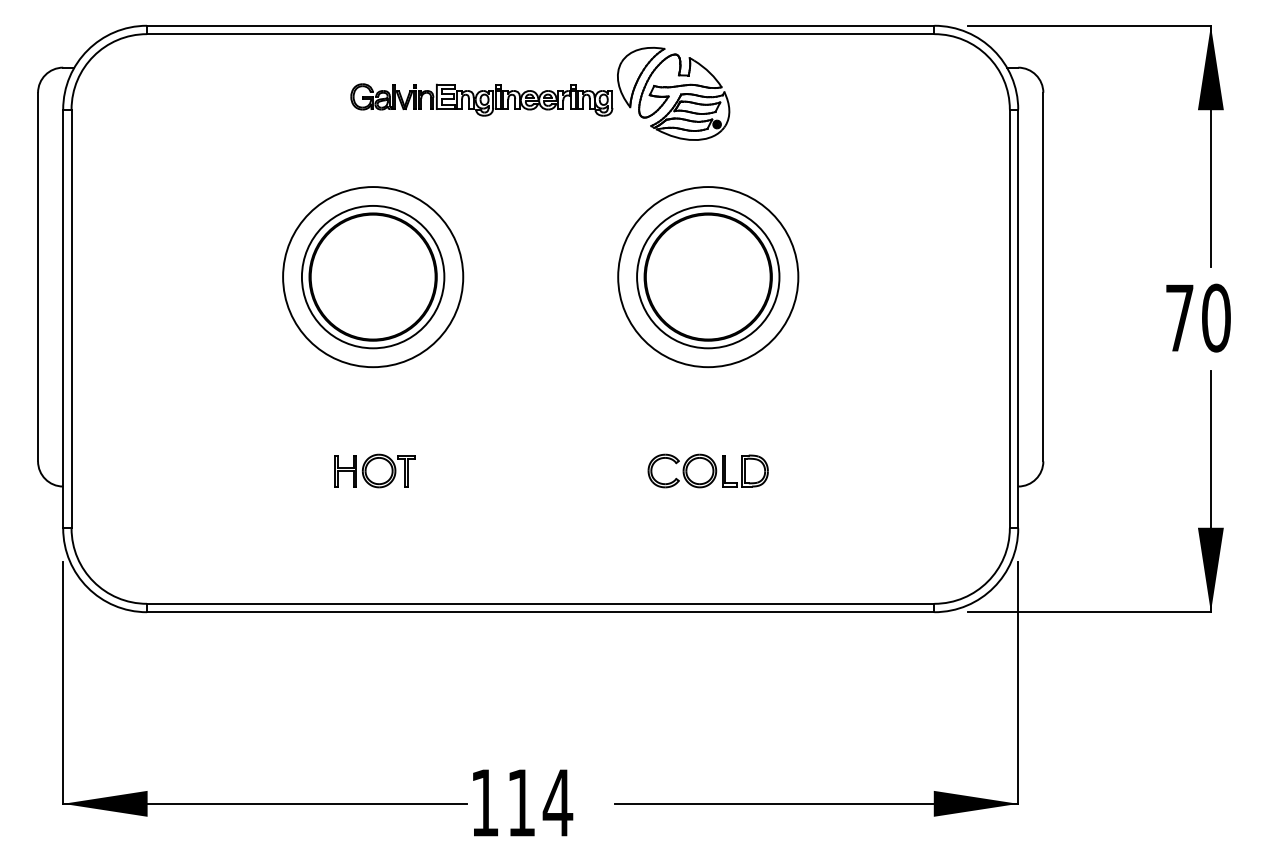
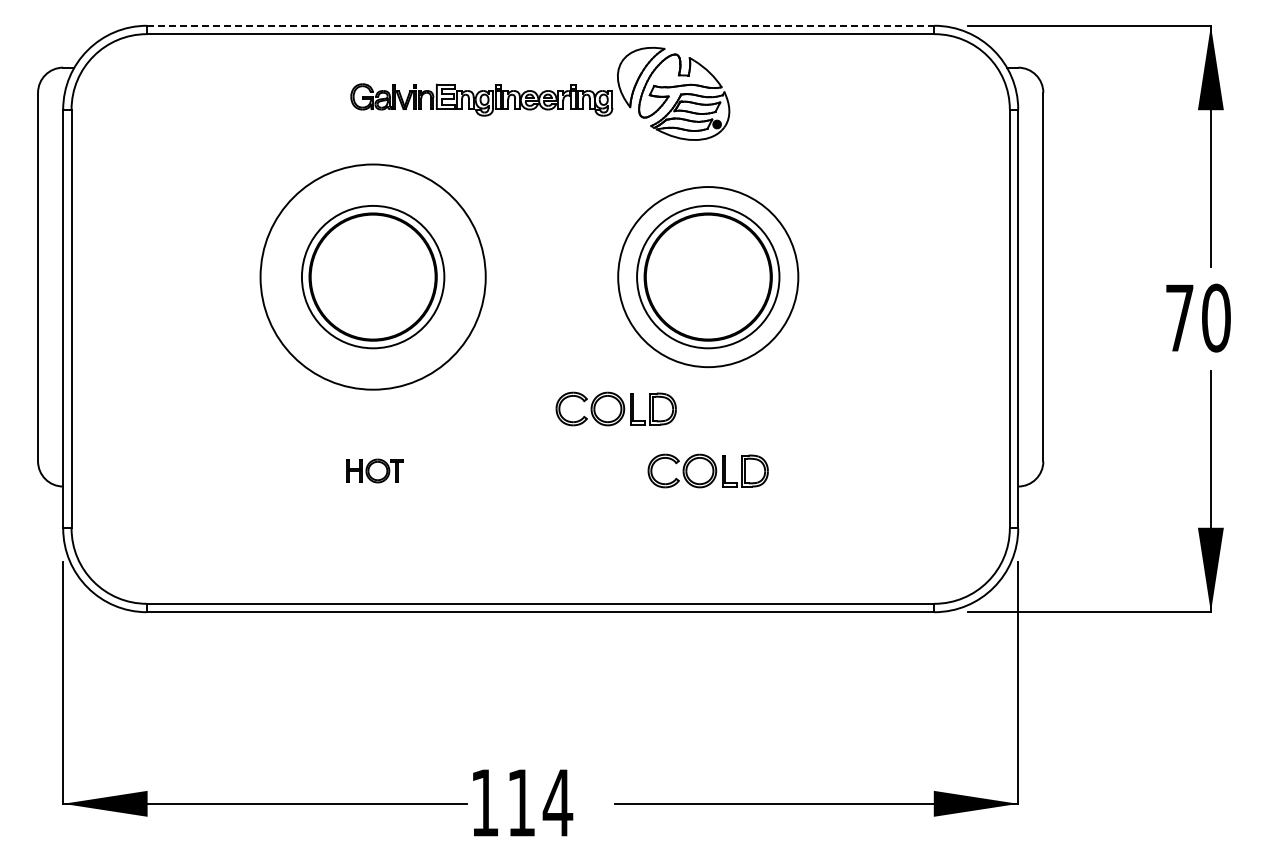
line: solid -> dashed (540, 25)
circle diameter: 180 px -> 225 px (372, 276)
part: none -> present (615, 408)
part size: 82x36 px -> 58x26 px (374, 470)
